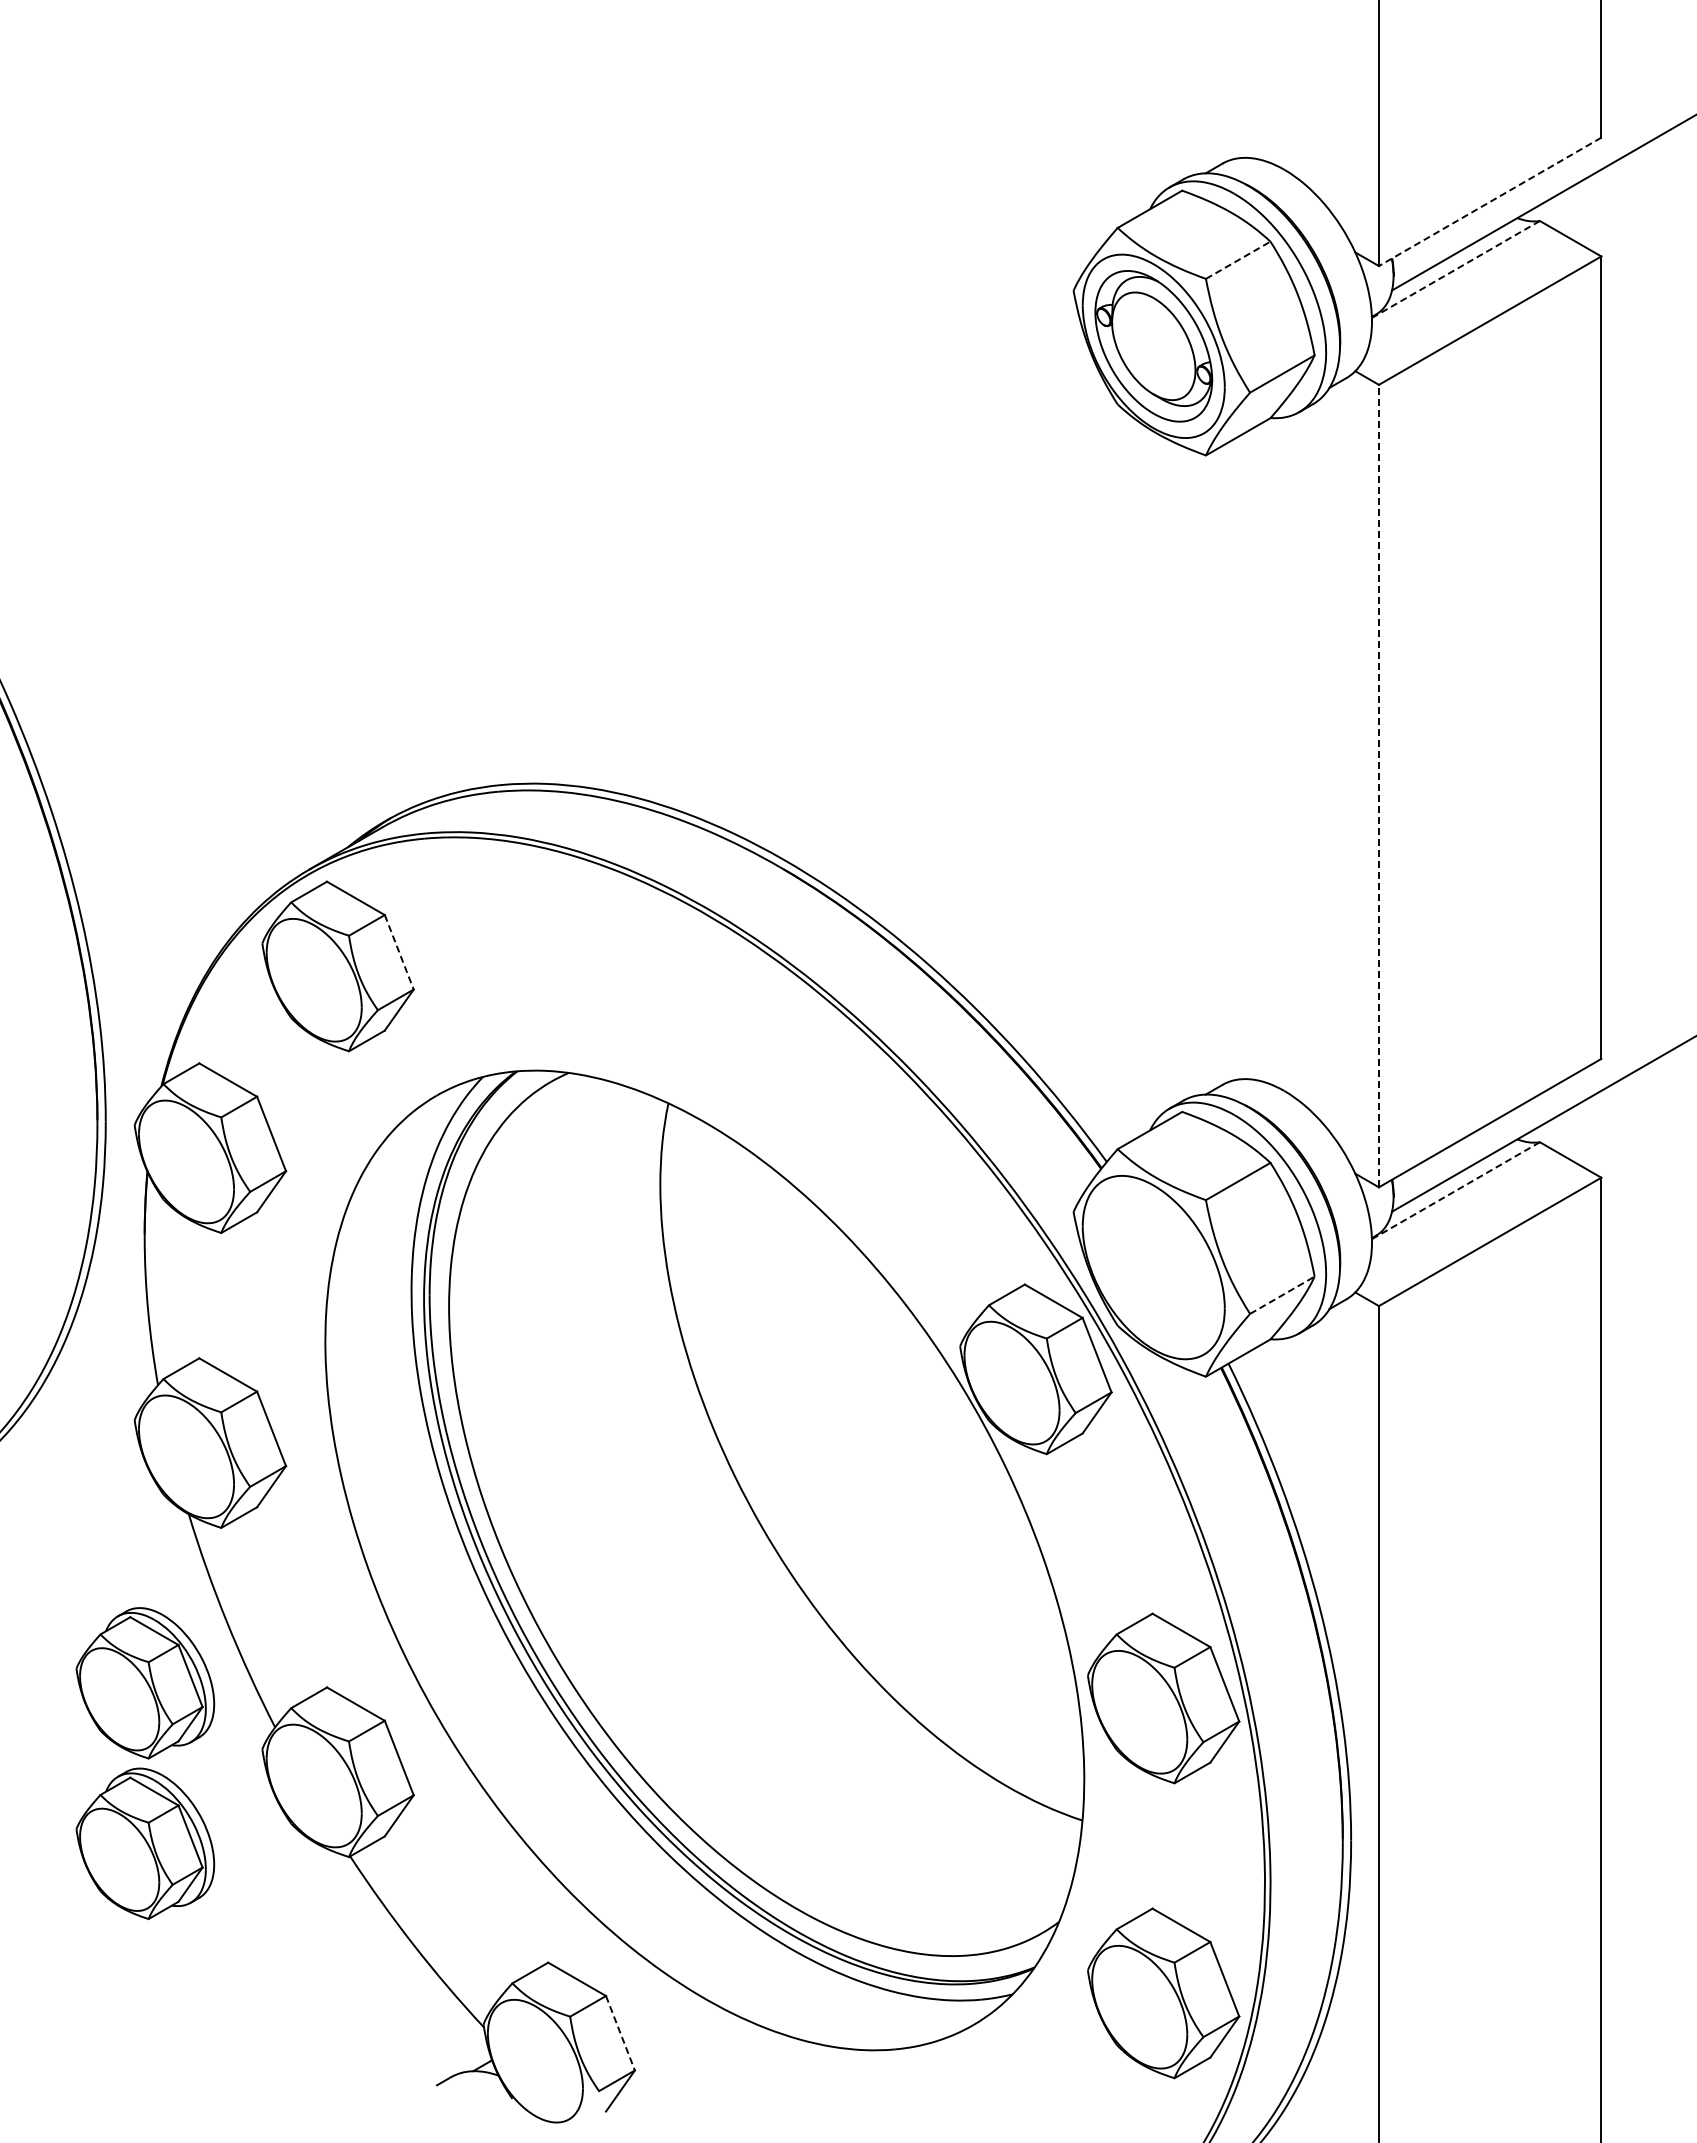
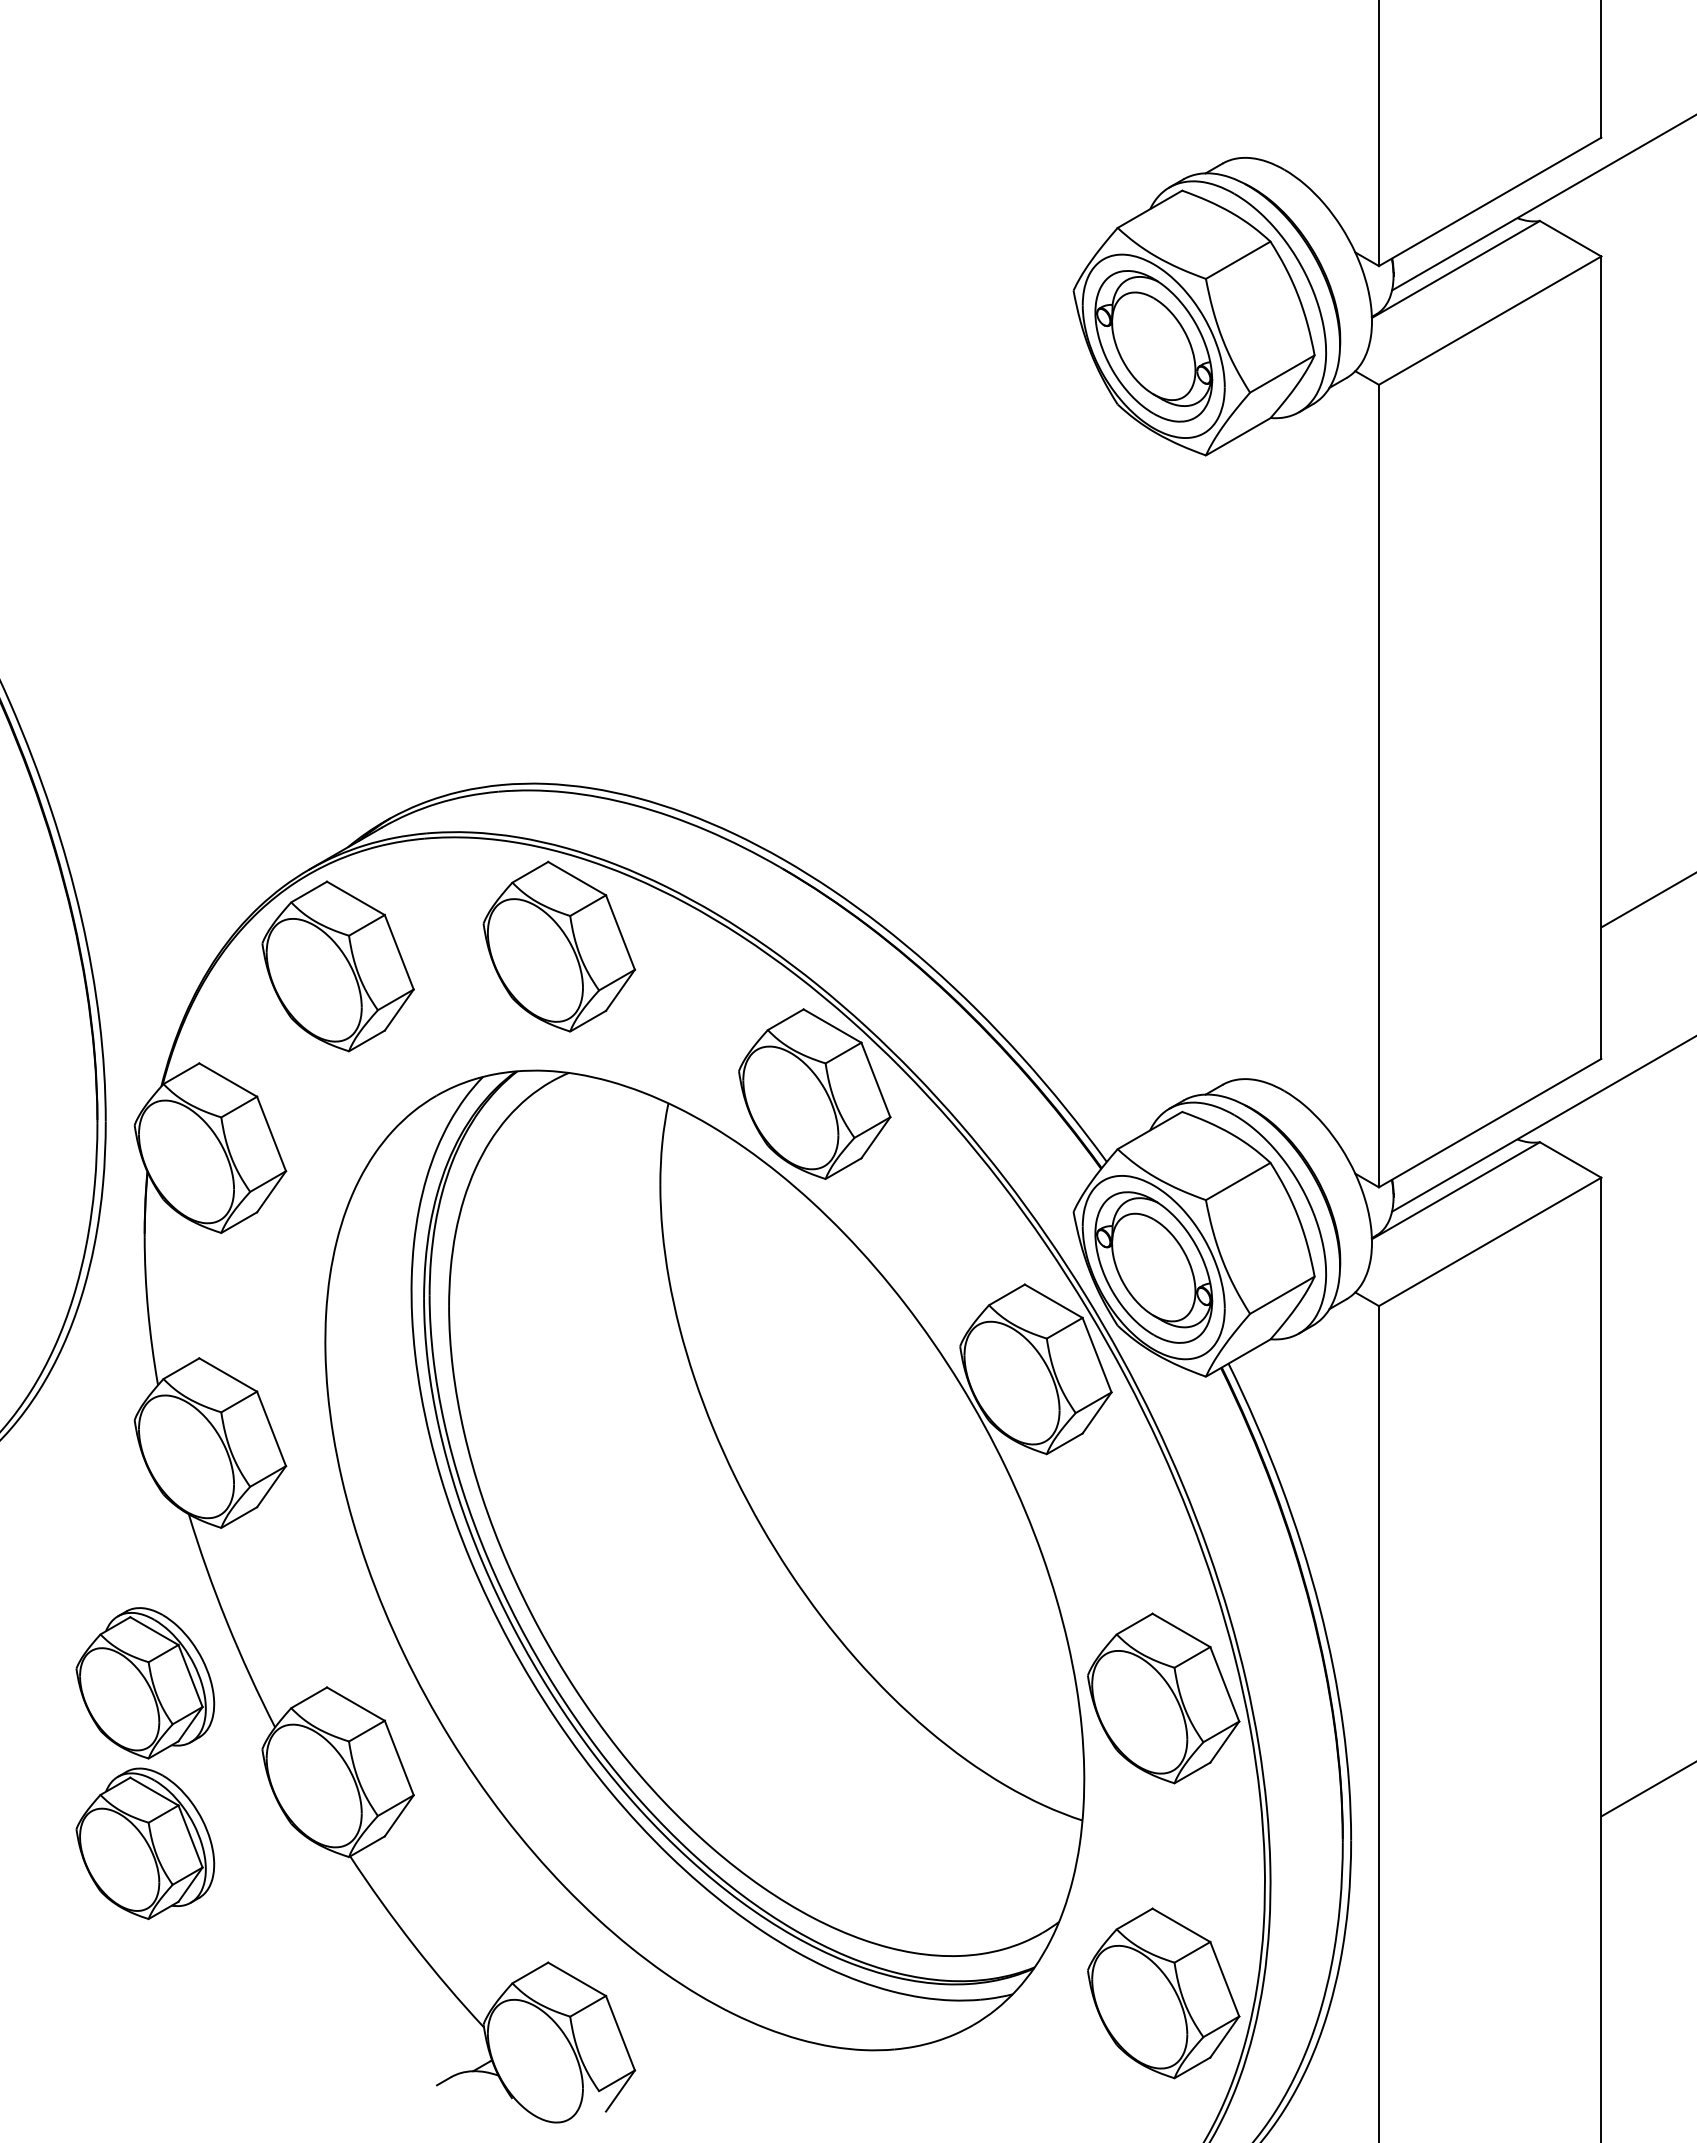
line: dashed -> solid (1489, 202)
line: dashed -> solid (1238, 260)
line: dashed -> solid (1455, 269)
line: dashed -> solid (1378, 785)
line: none -> present (1647, 900)
part: none -> present (558, 946)
line: dashed -> solid (399, 952)
part: none -> present (814, 1093)
line: dashed -> solid (1455, 1190)
part: none -> present (1153, 1267)
line: dashed -> solid (1282, 1295)
line: none -> present (1647, 1789)
line: dashed -> solid (620, 2033)
